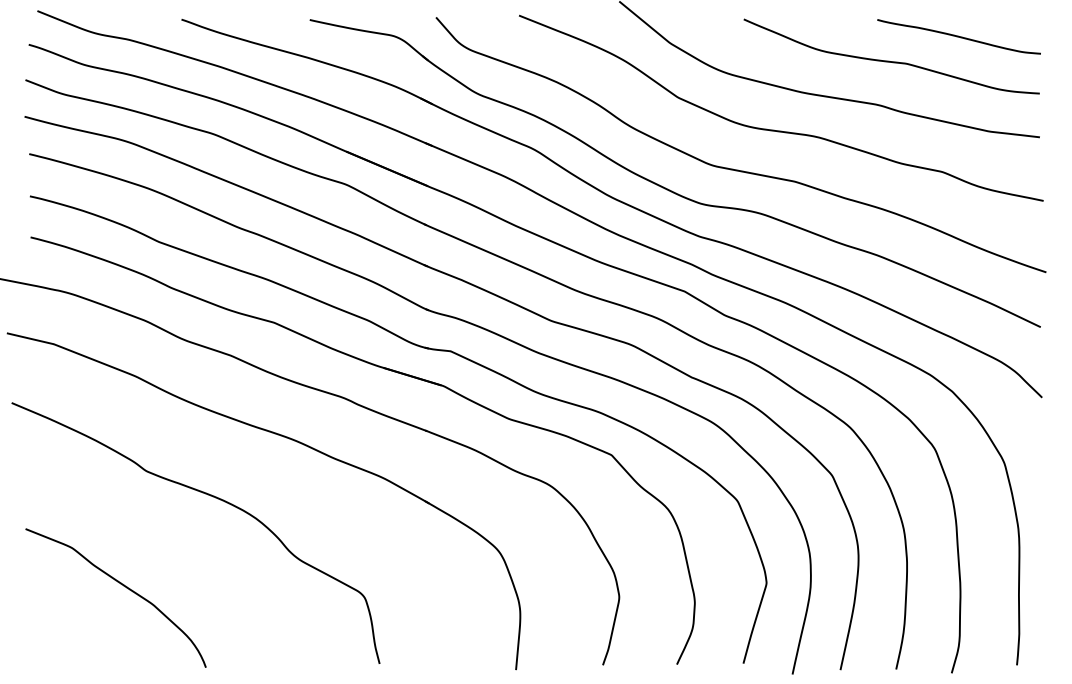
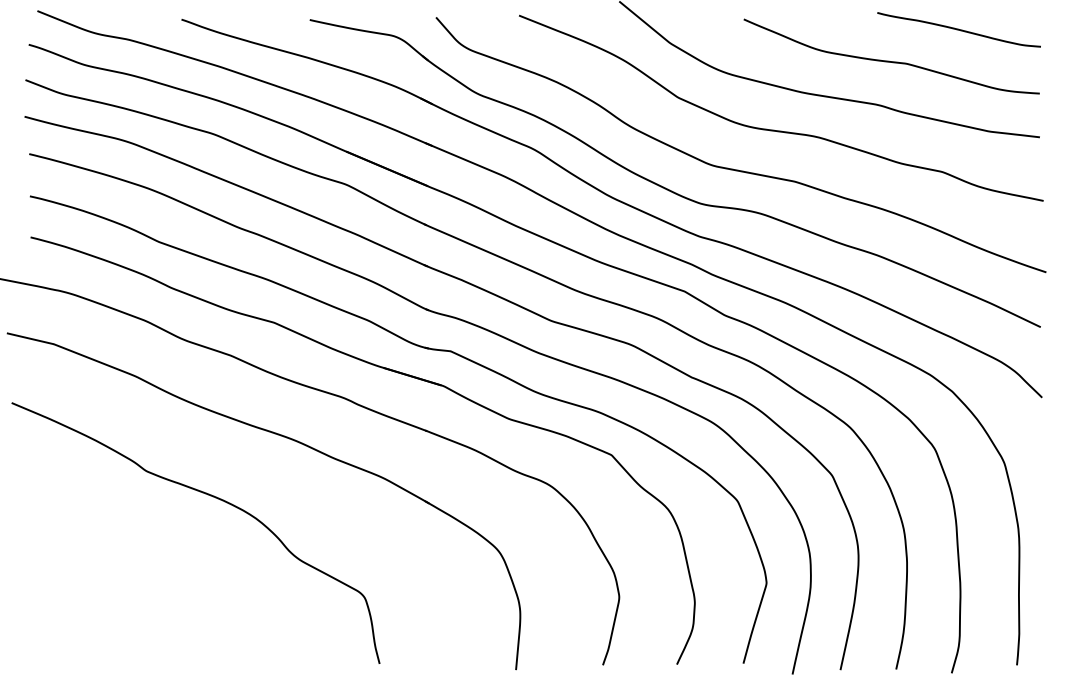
curve position: (958, 36) -> (958, 29) (958, 29)
curve: present -> none (123, 586)
